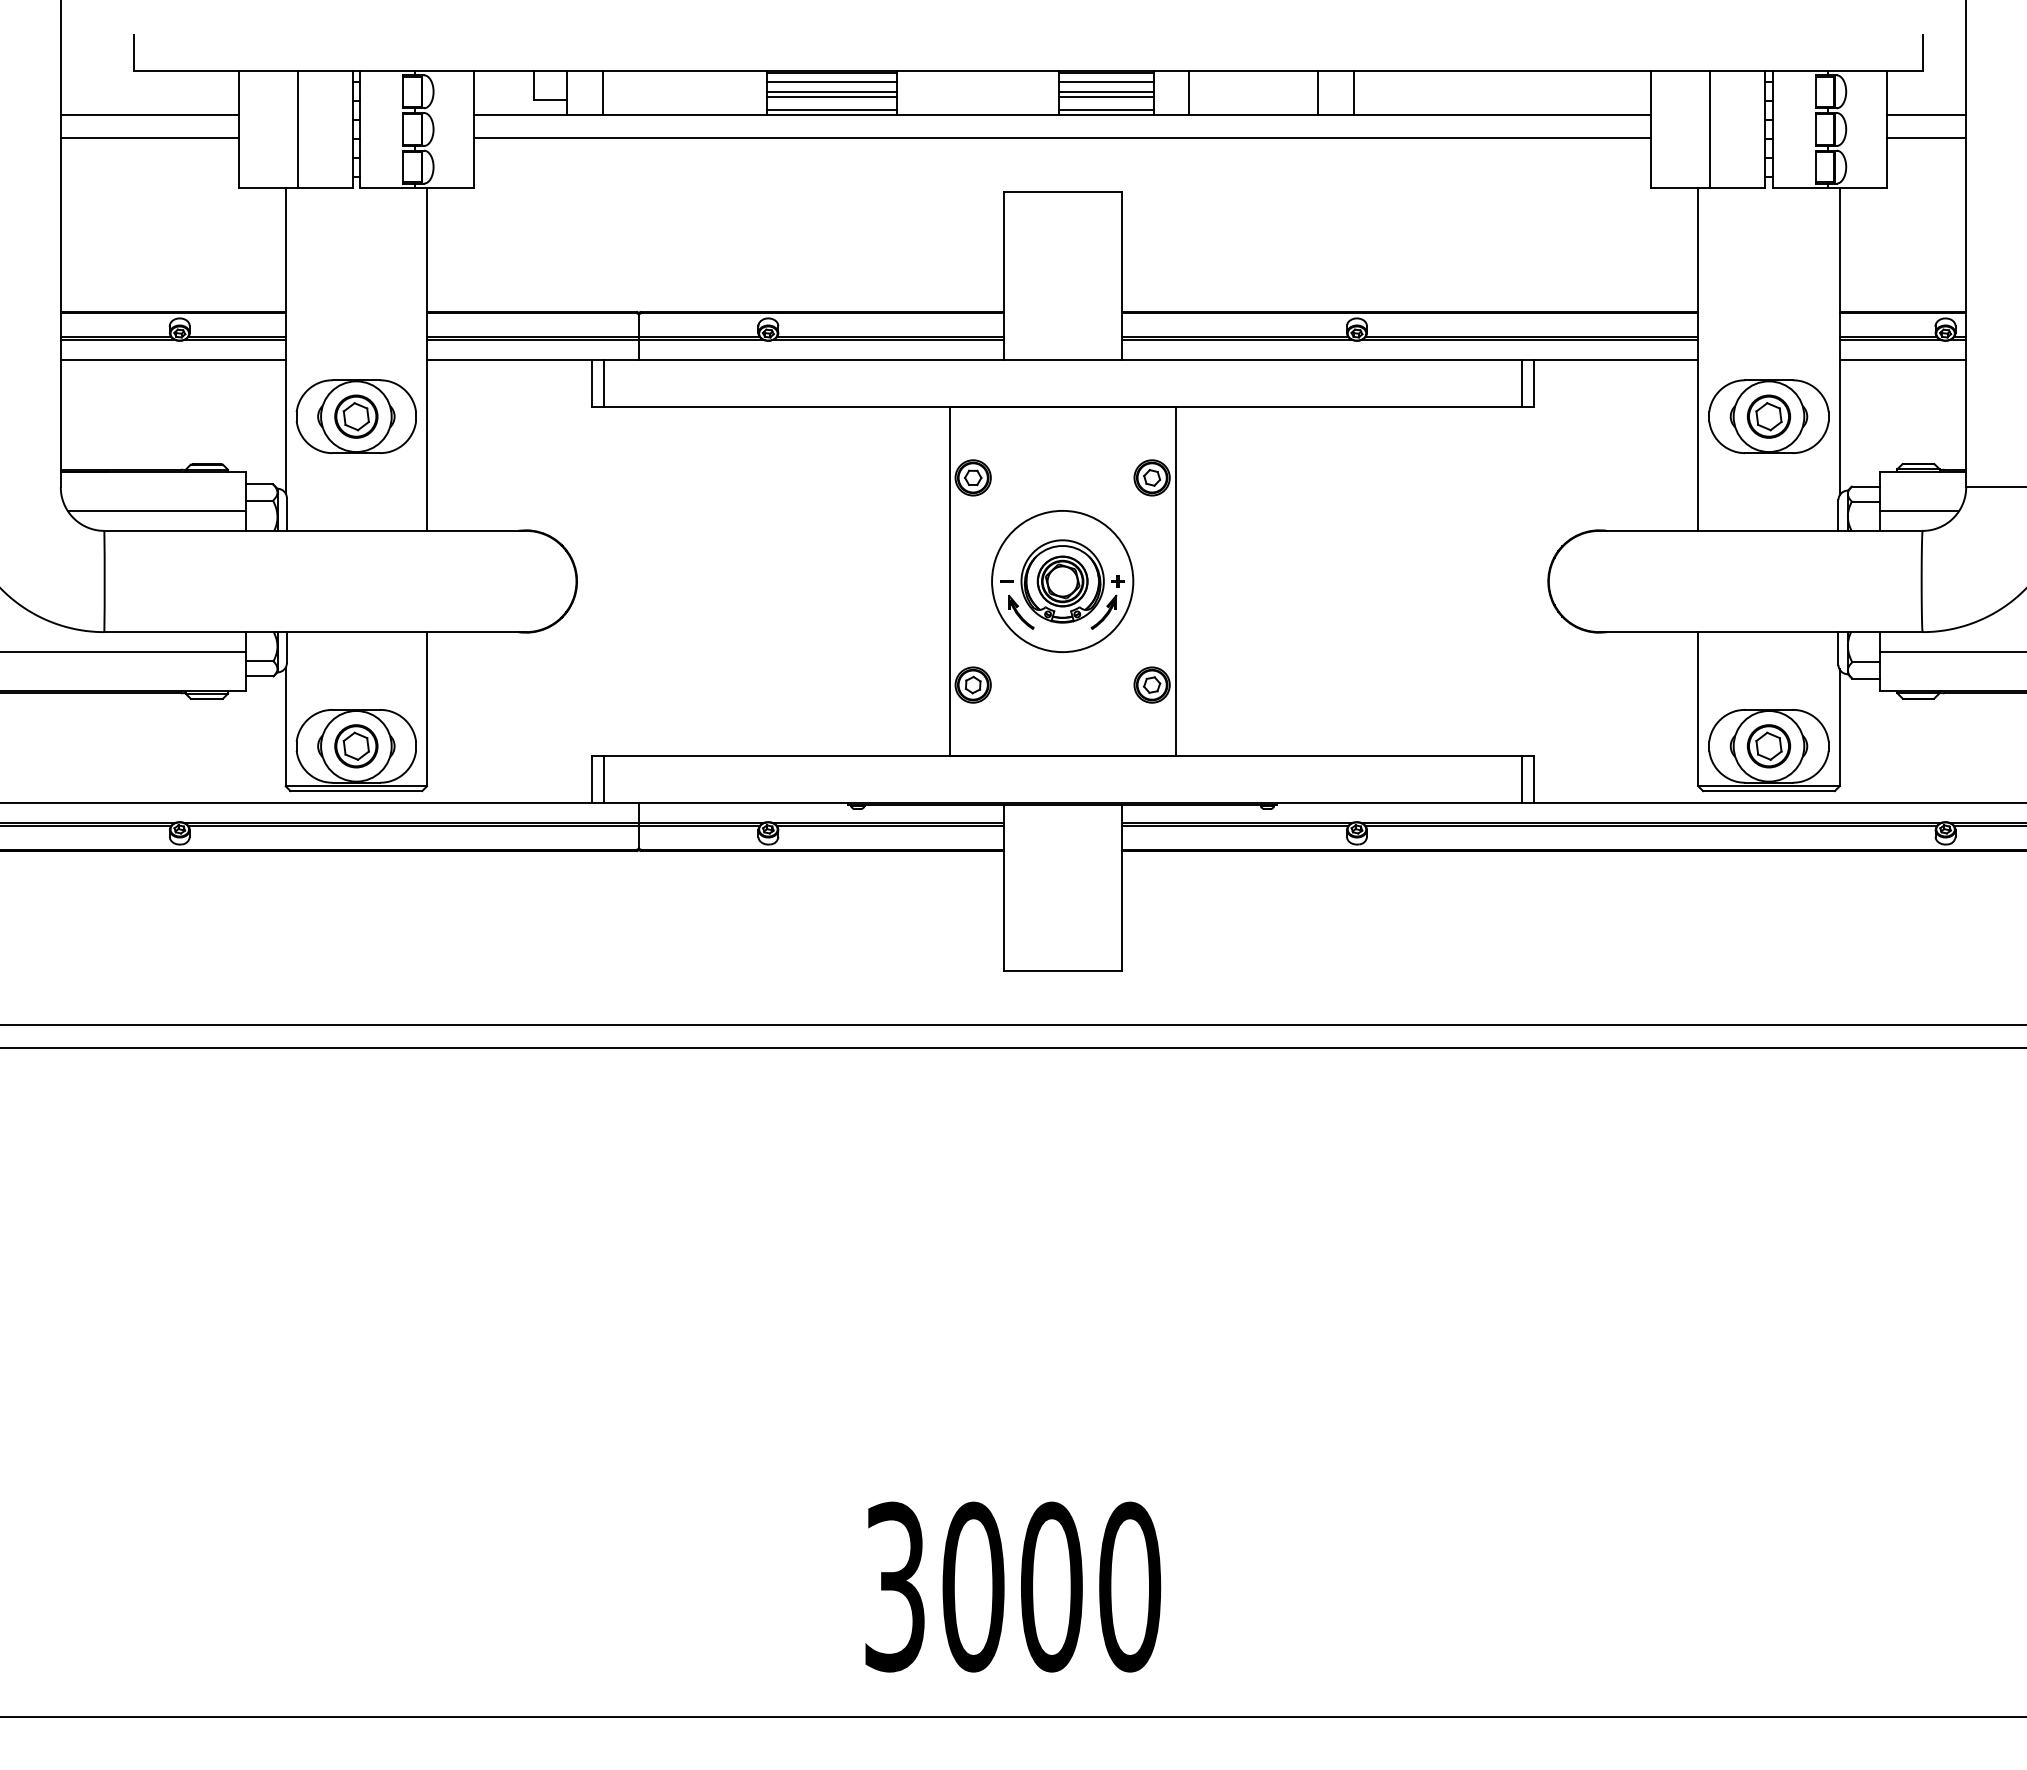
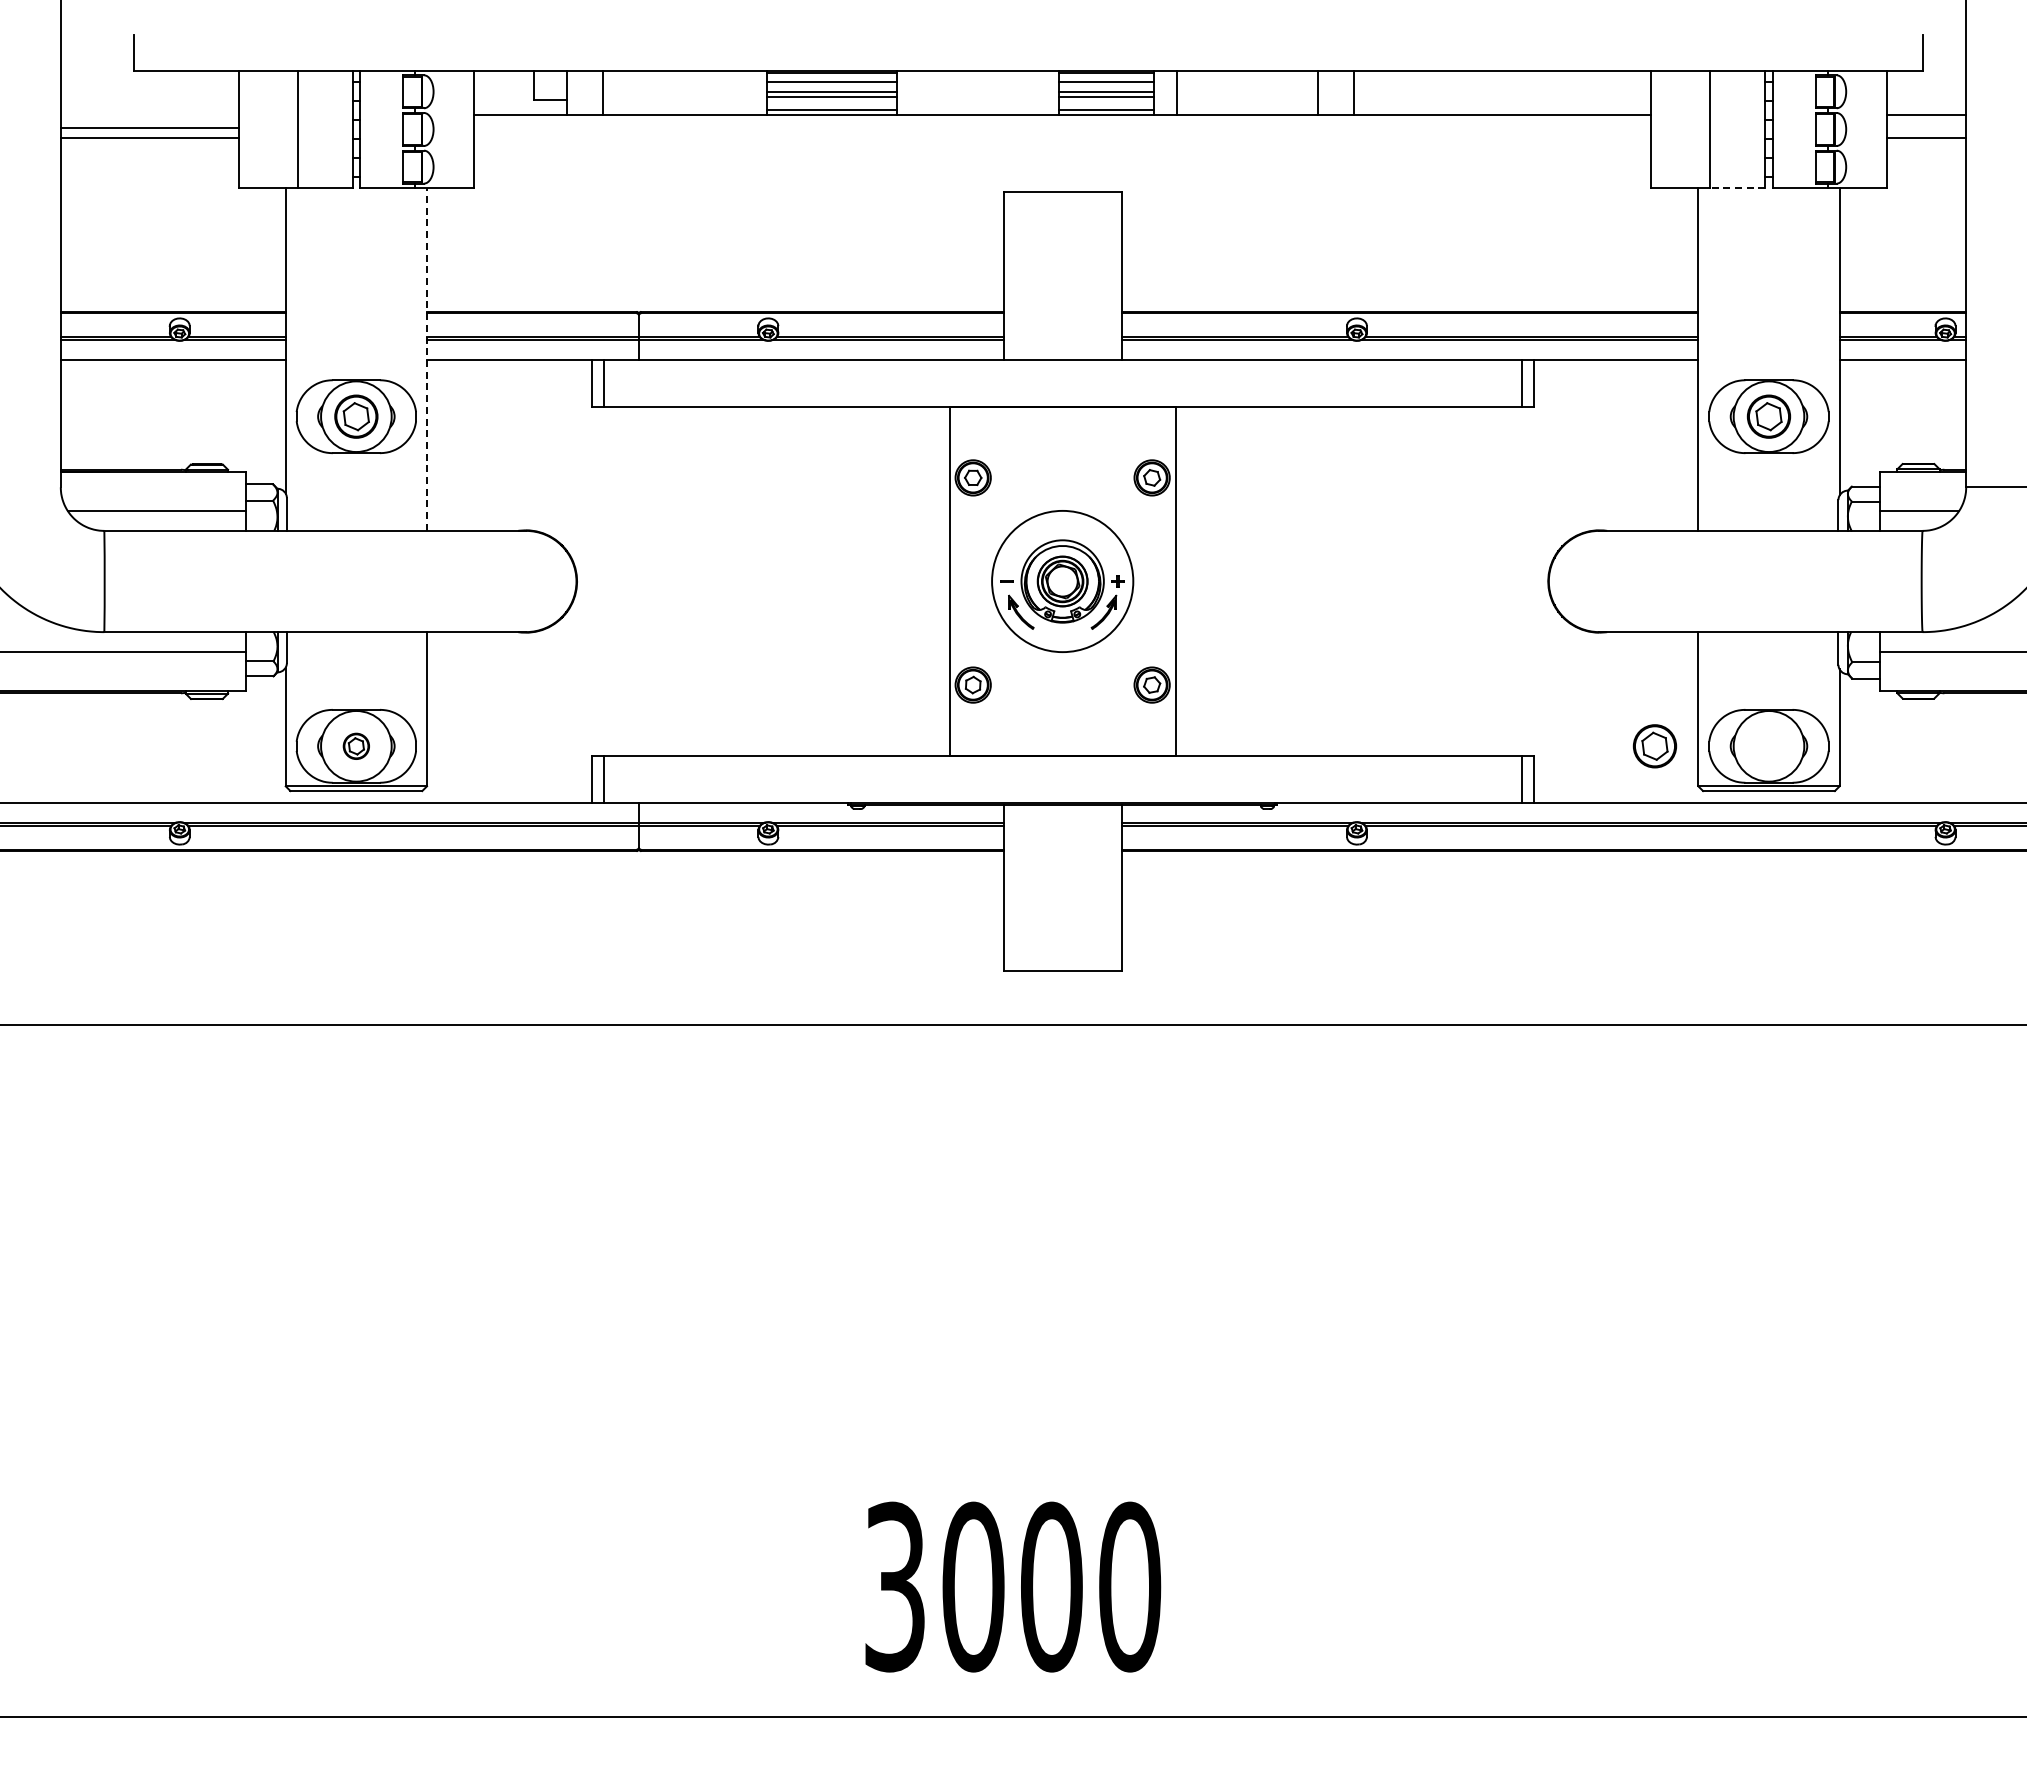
line position: (1188, 92) -> (1176, 92) (1176, 92)
line position: (149, 115) -> (149, 128) (149, 128)
line: present -> none (1062, 137)
line: solid -> dashed (1737, 188)
line: solid -> dashed (427, 359)
part size: 45x45 px -> 28x28 px (355, 745)
part position: (1768, 746) -> (1654, 746) (1654, 746)
line: present -> none (1012, 1047)
